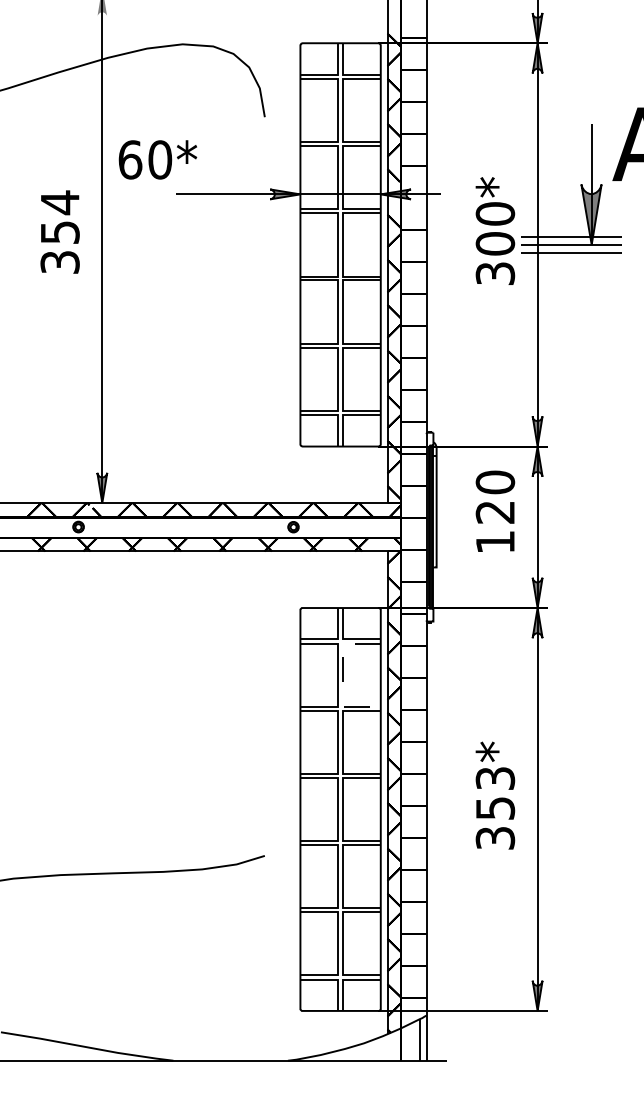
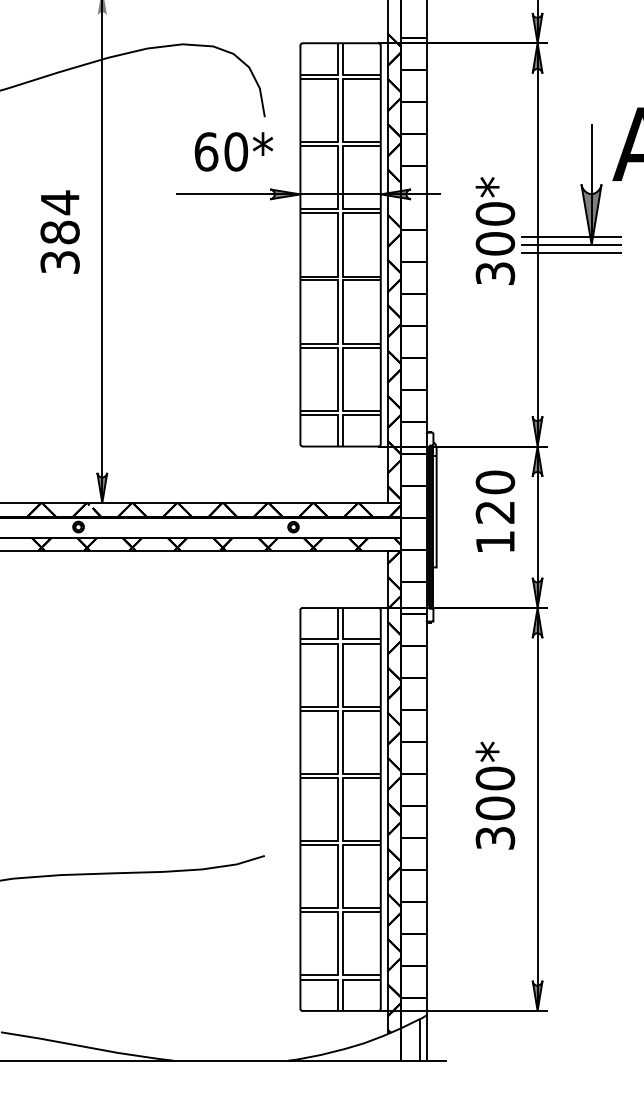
text position: (157, 159) -> (233, 151) (233, 151)
text: 354 -> 384 (59, 232)
line: dashed -> solid (342, 675)
text: 353* -> 300* (495, 793)
